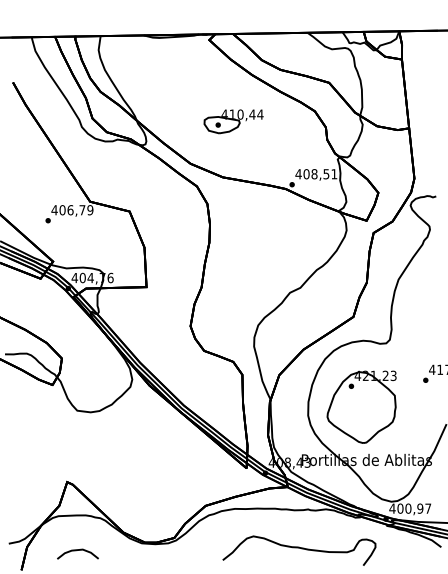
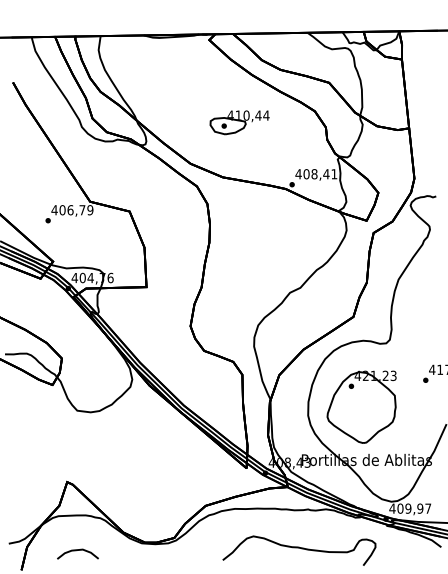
part position: (233, 121) -> (239, 122) (239, 122)
text: 408,51 -> 408,41 (326, 174)
text: 400,97 -> 409,97 (408, 508)
